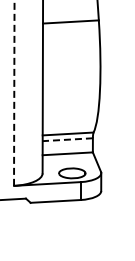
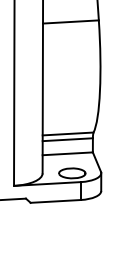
line: dashed -> solid (14, 92)
line: dashed -> solid (67, 139)
